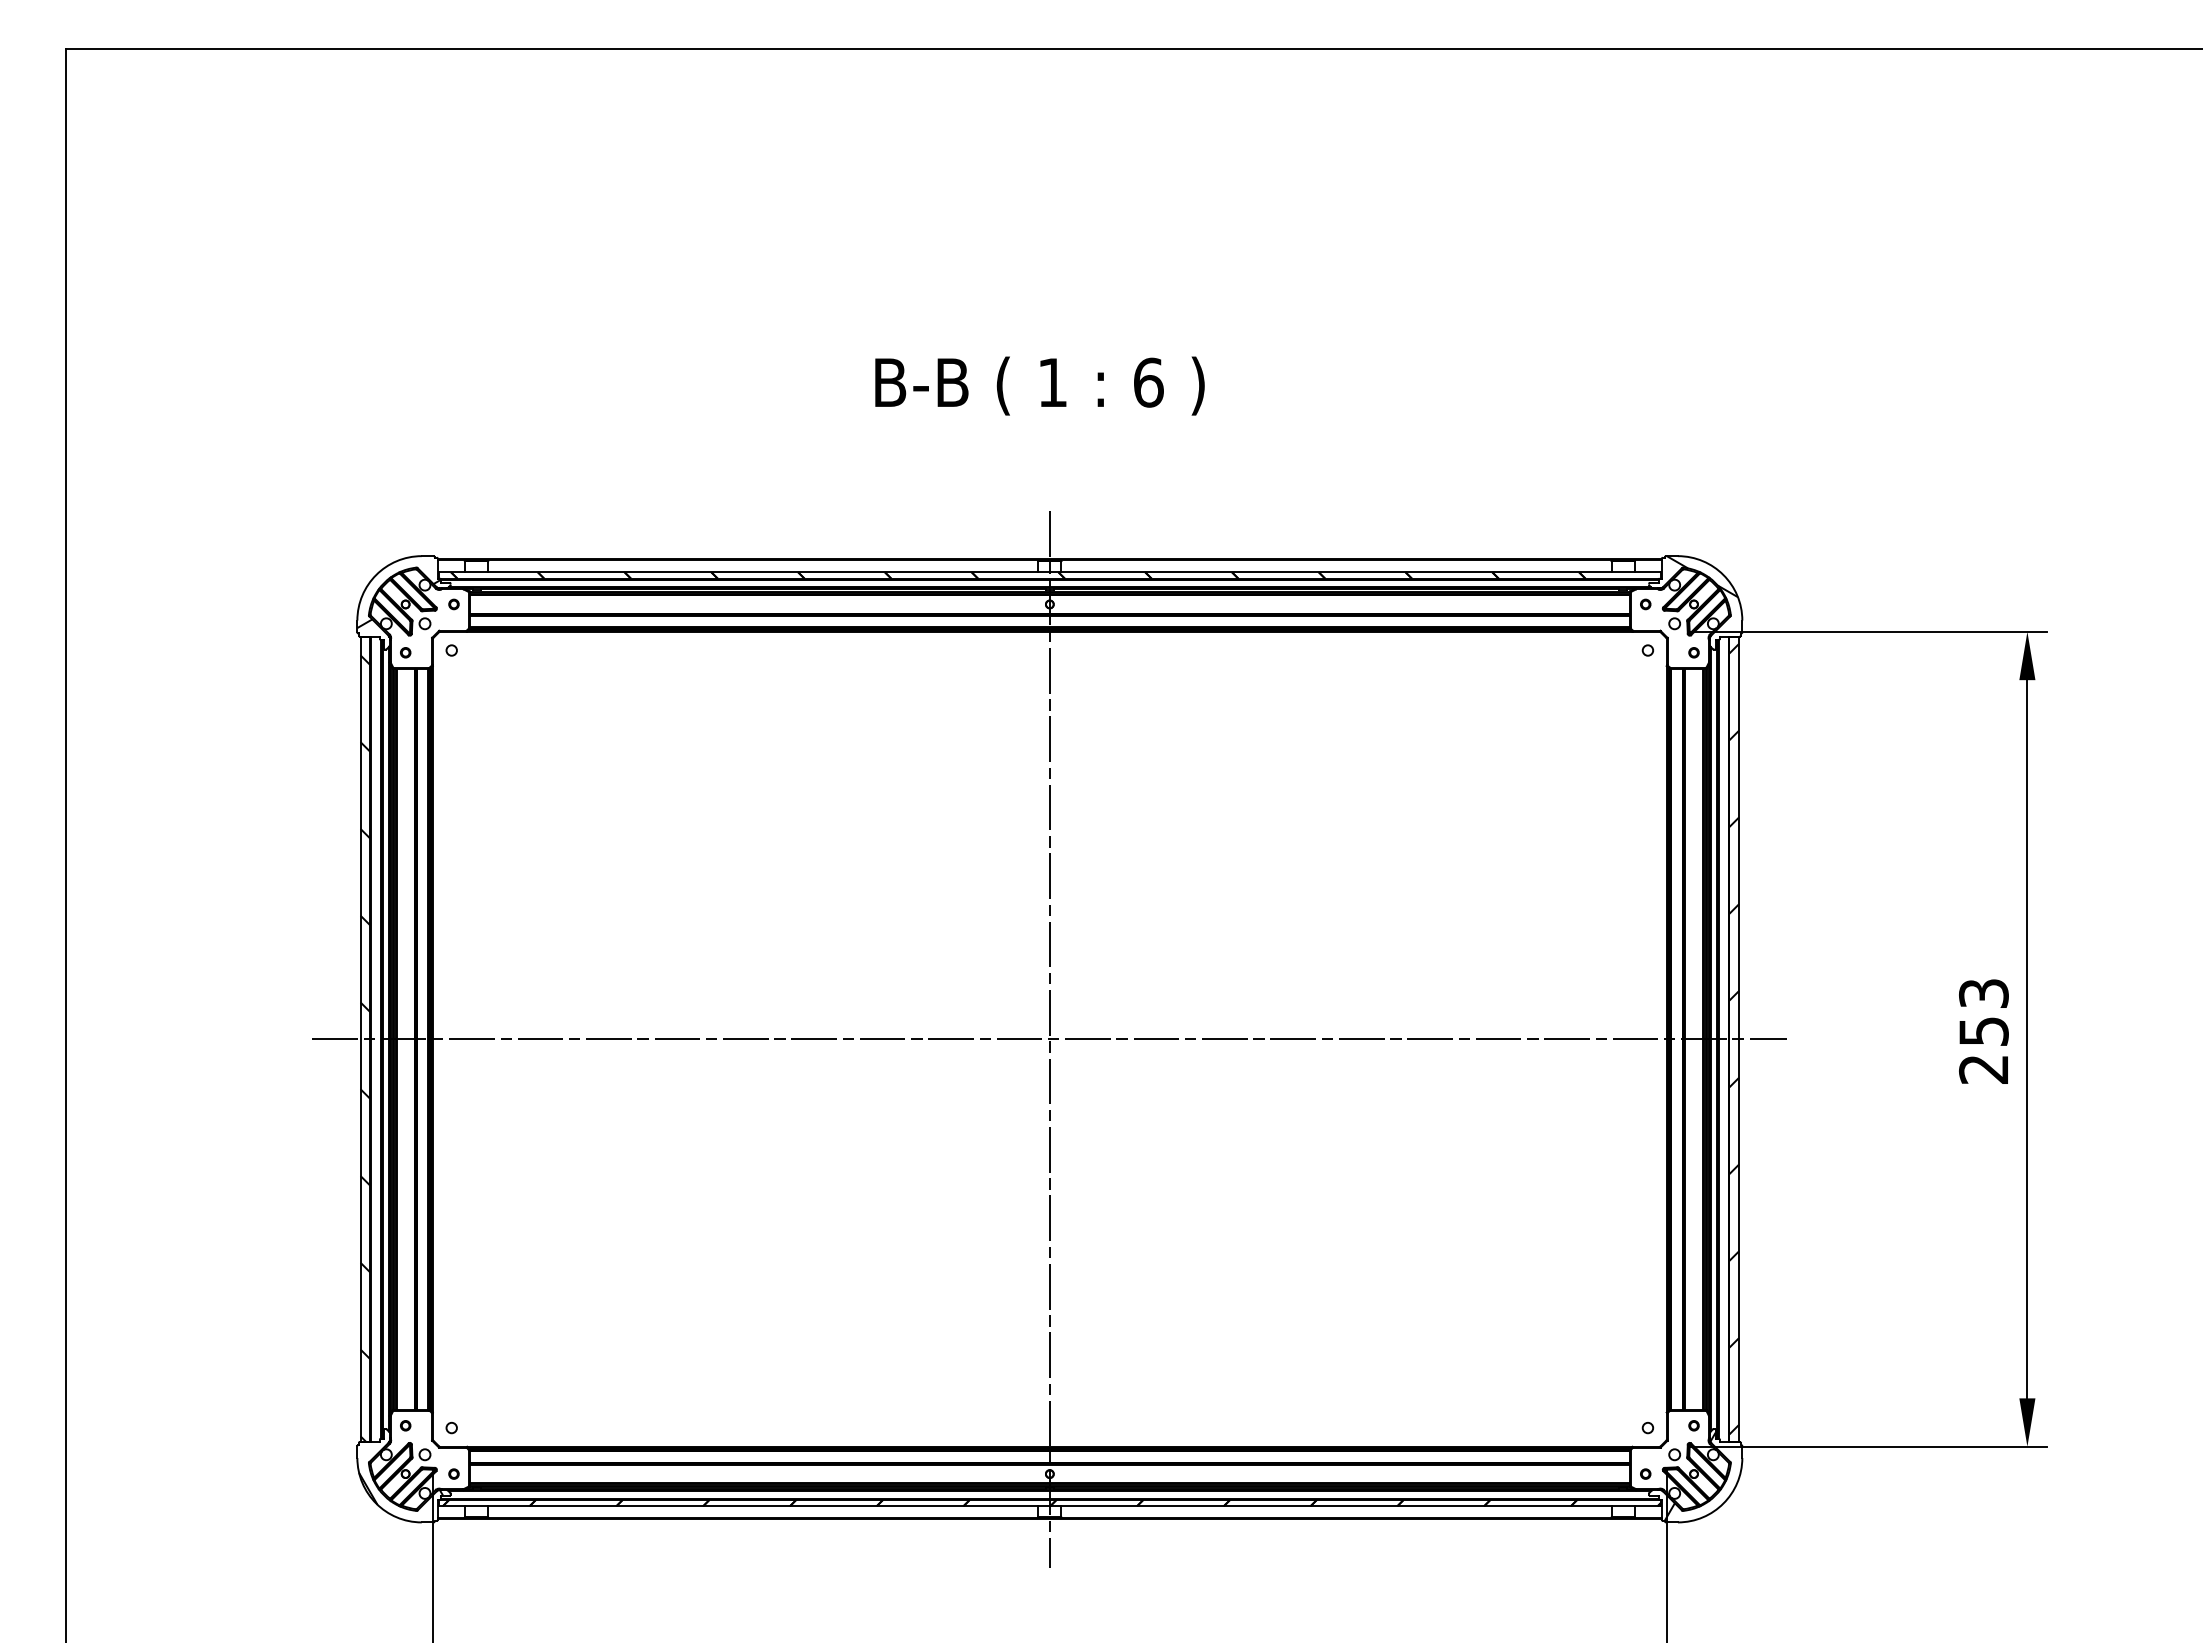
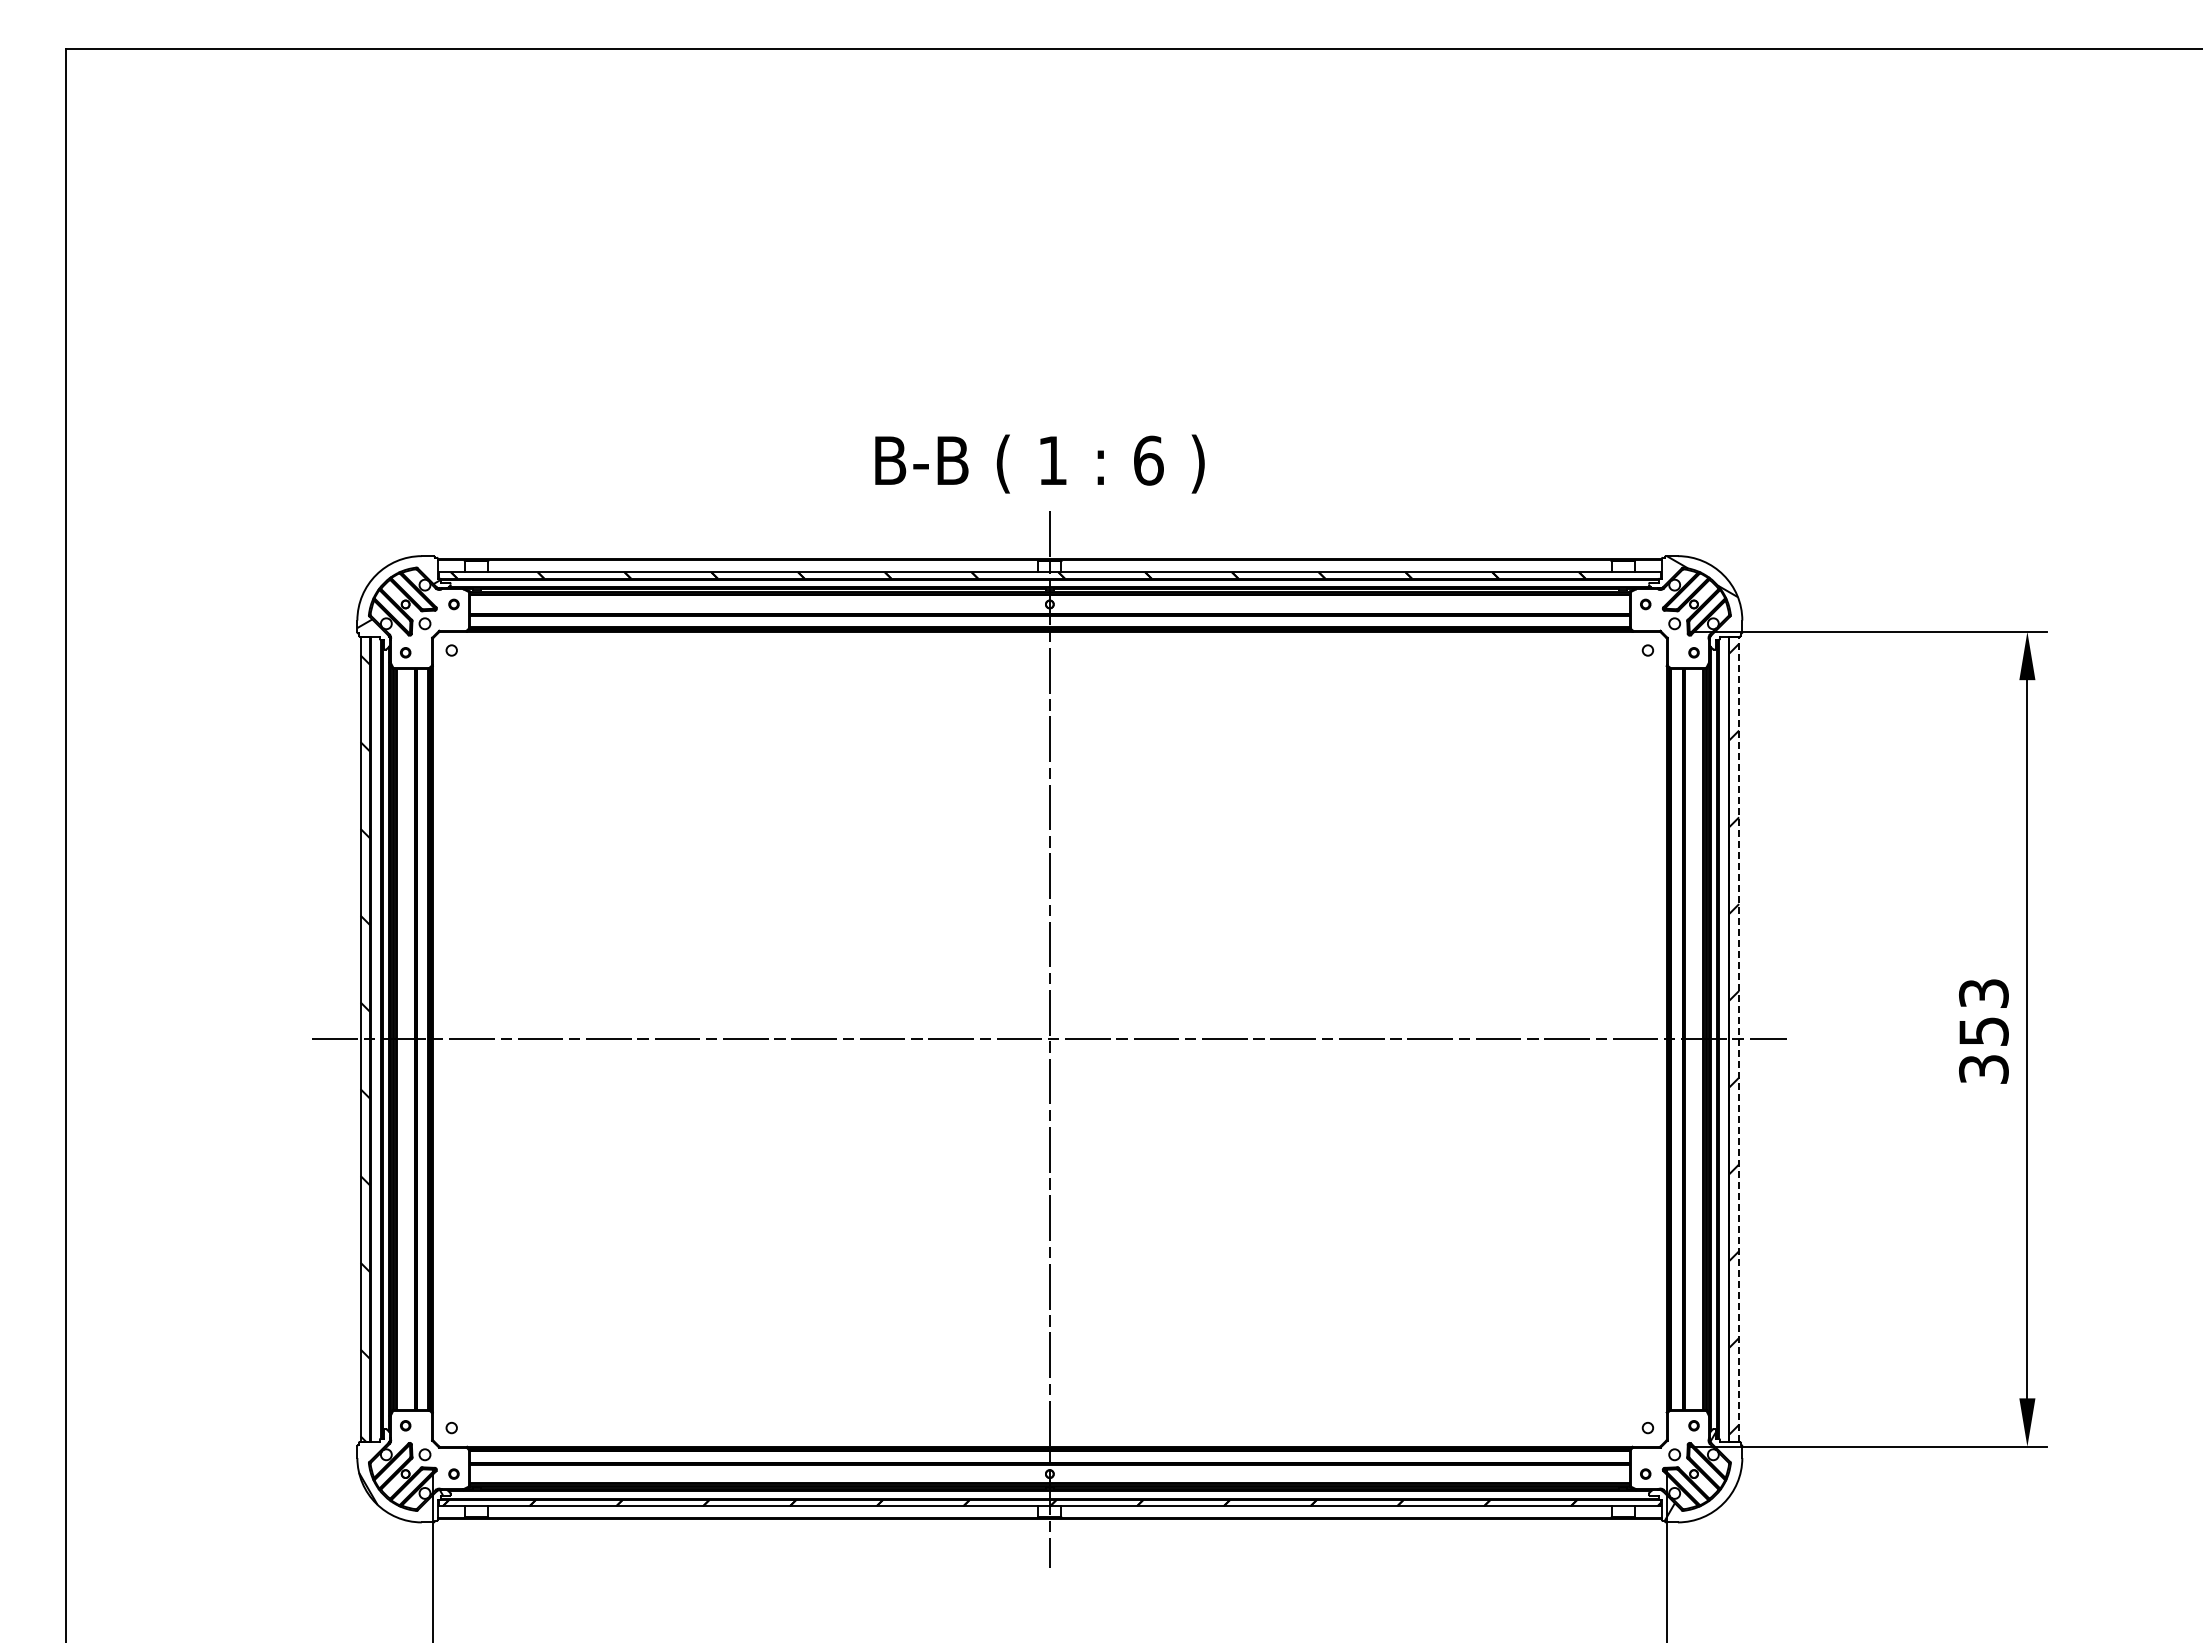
text position: (1039, 385) -> (1039, 463) (1039, 463)
line: solid -> dashed (1739, 1039)
text: 253 -> 353 (1983, 1069)
